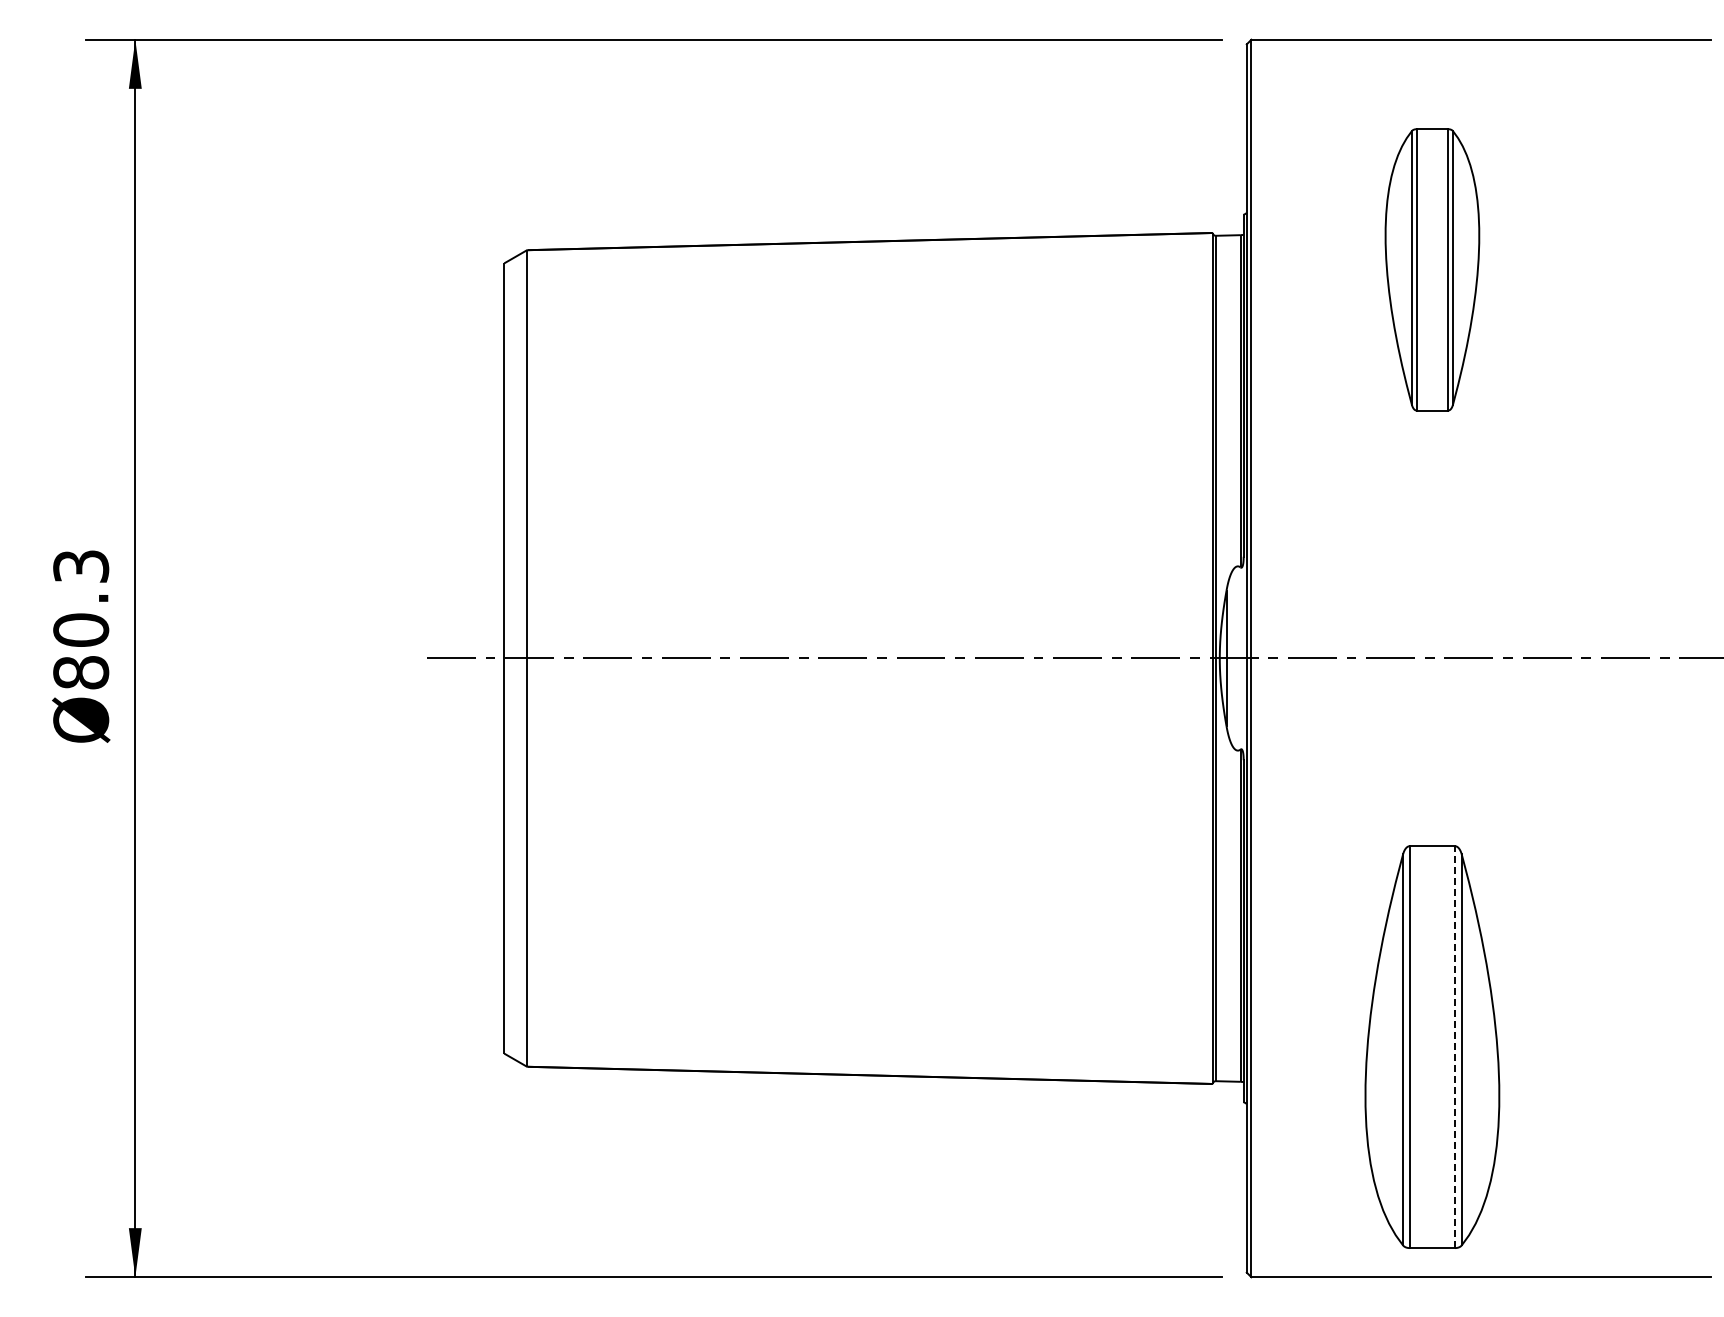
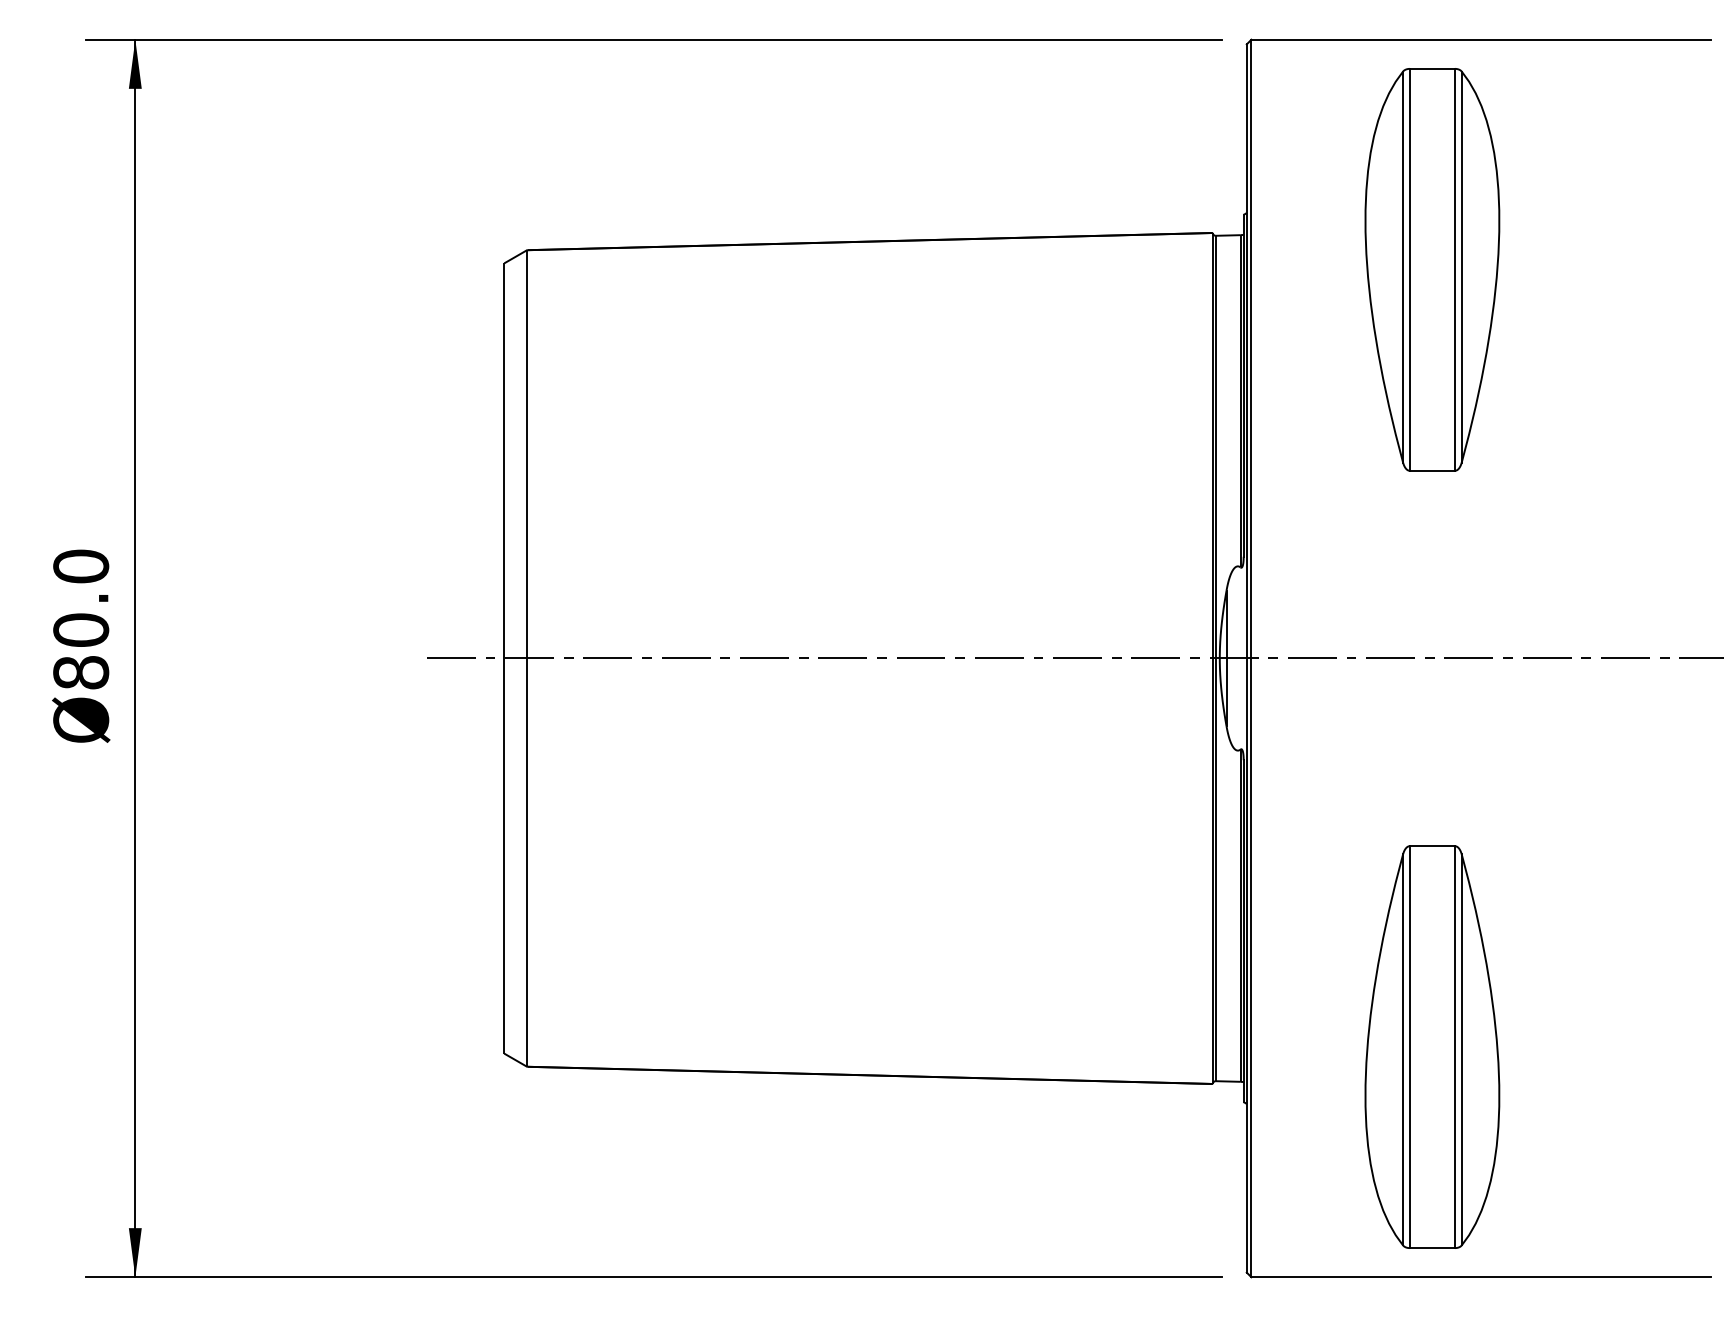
part size: 97x284 px -> 137x404 px (1432, 269)
text: Ø80.3 -> Ø80.0 (81, 566)
line: dashed -> solid (1455, 1047)
